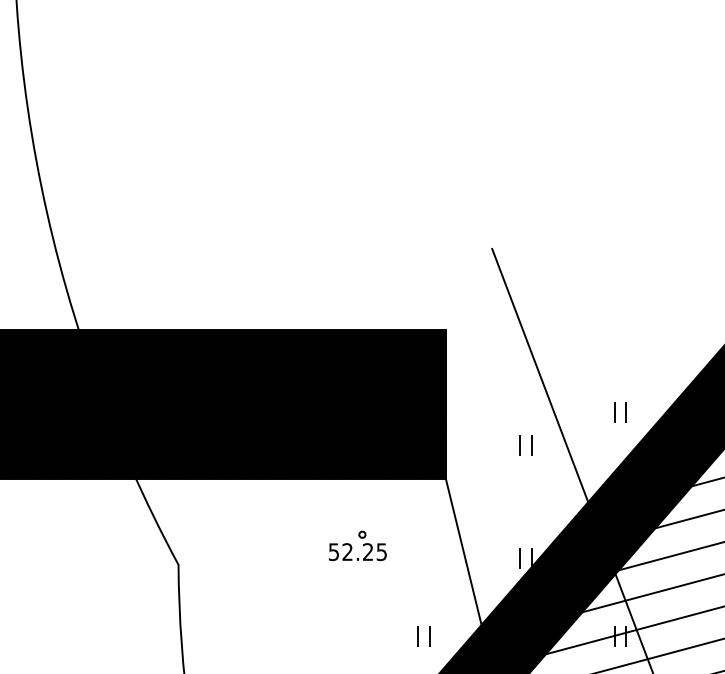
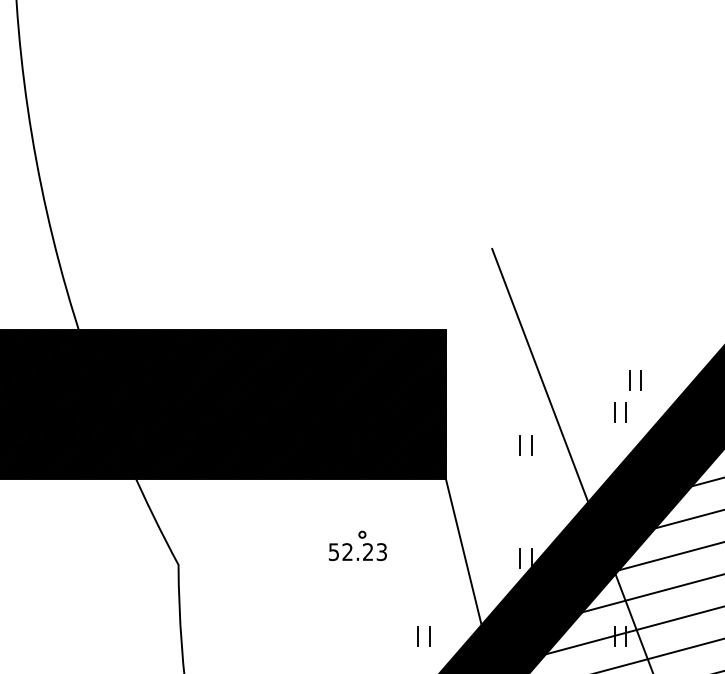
part: none -> present (635, 380)
text: 52.25 -> 52.23 (381, 551)
